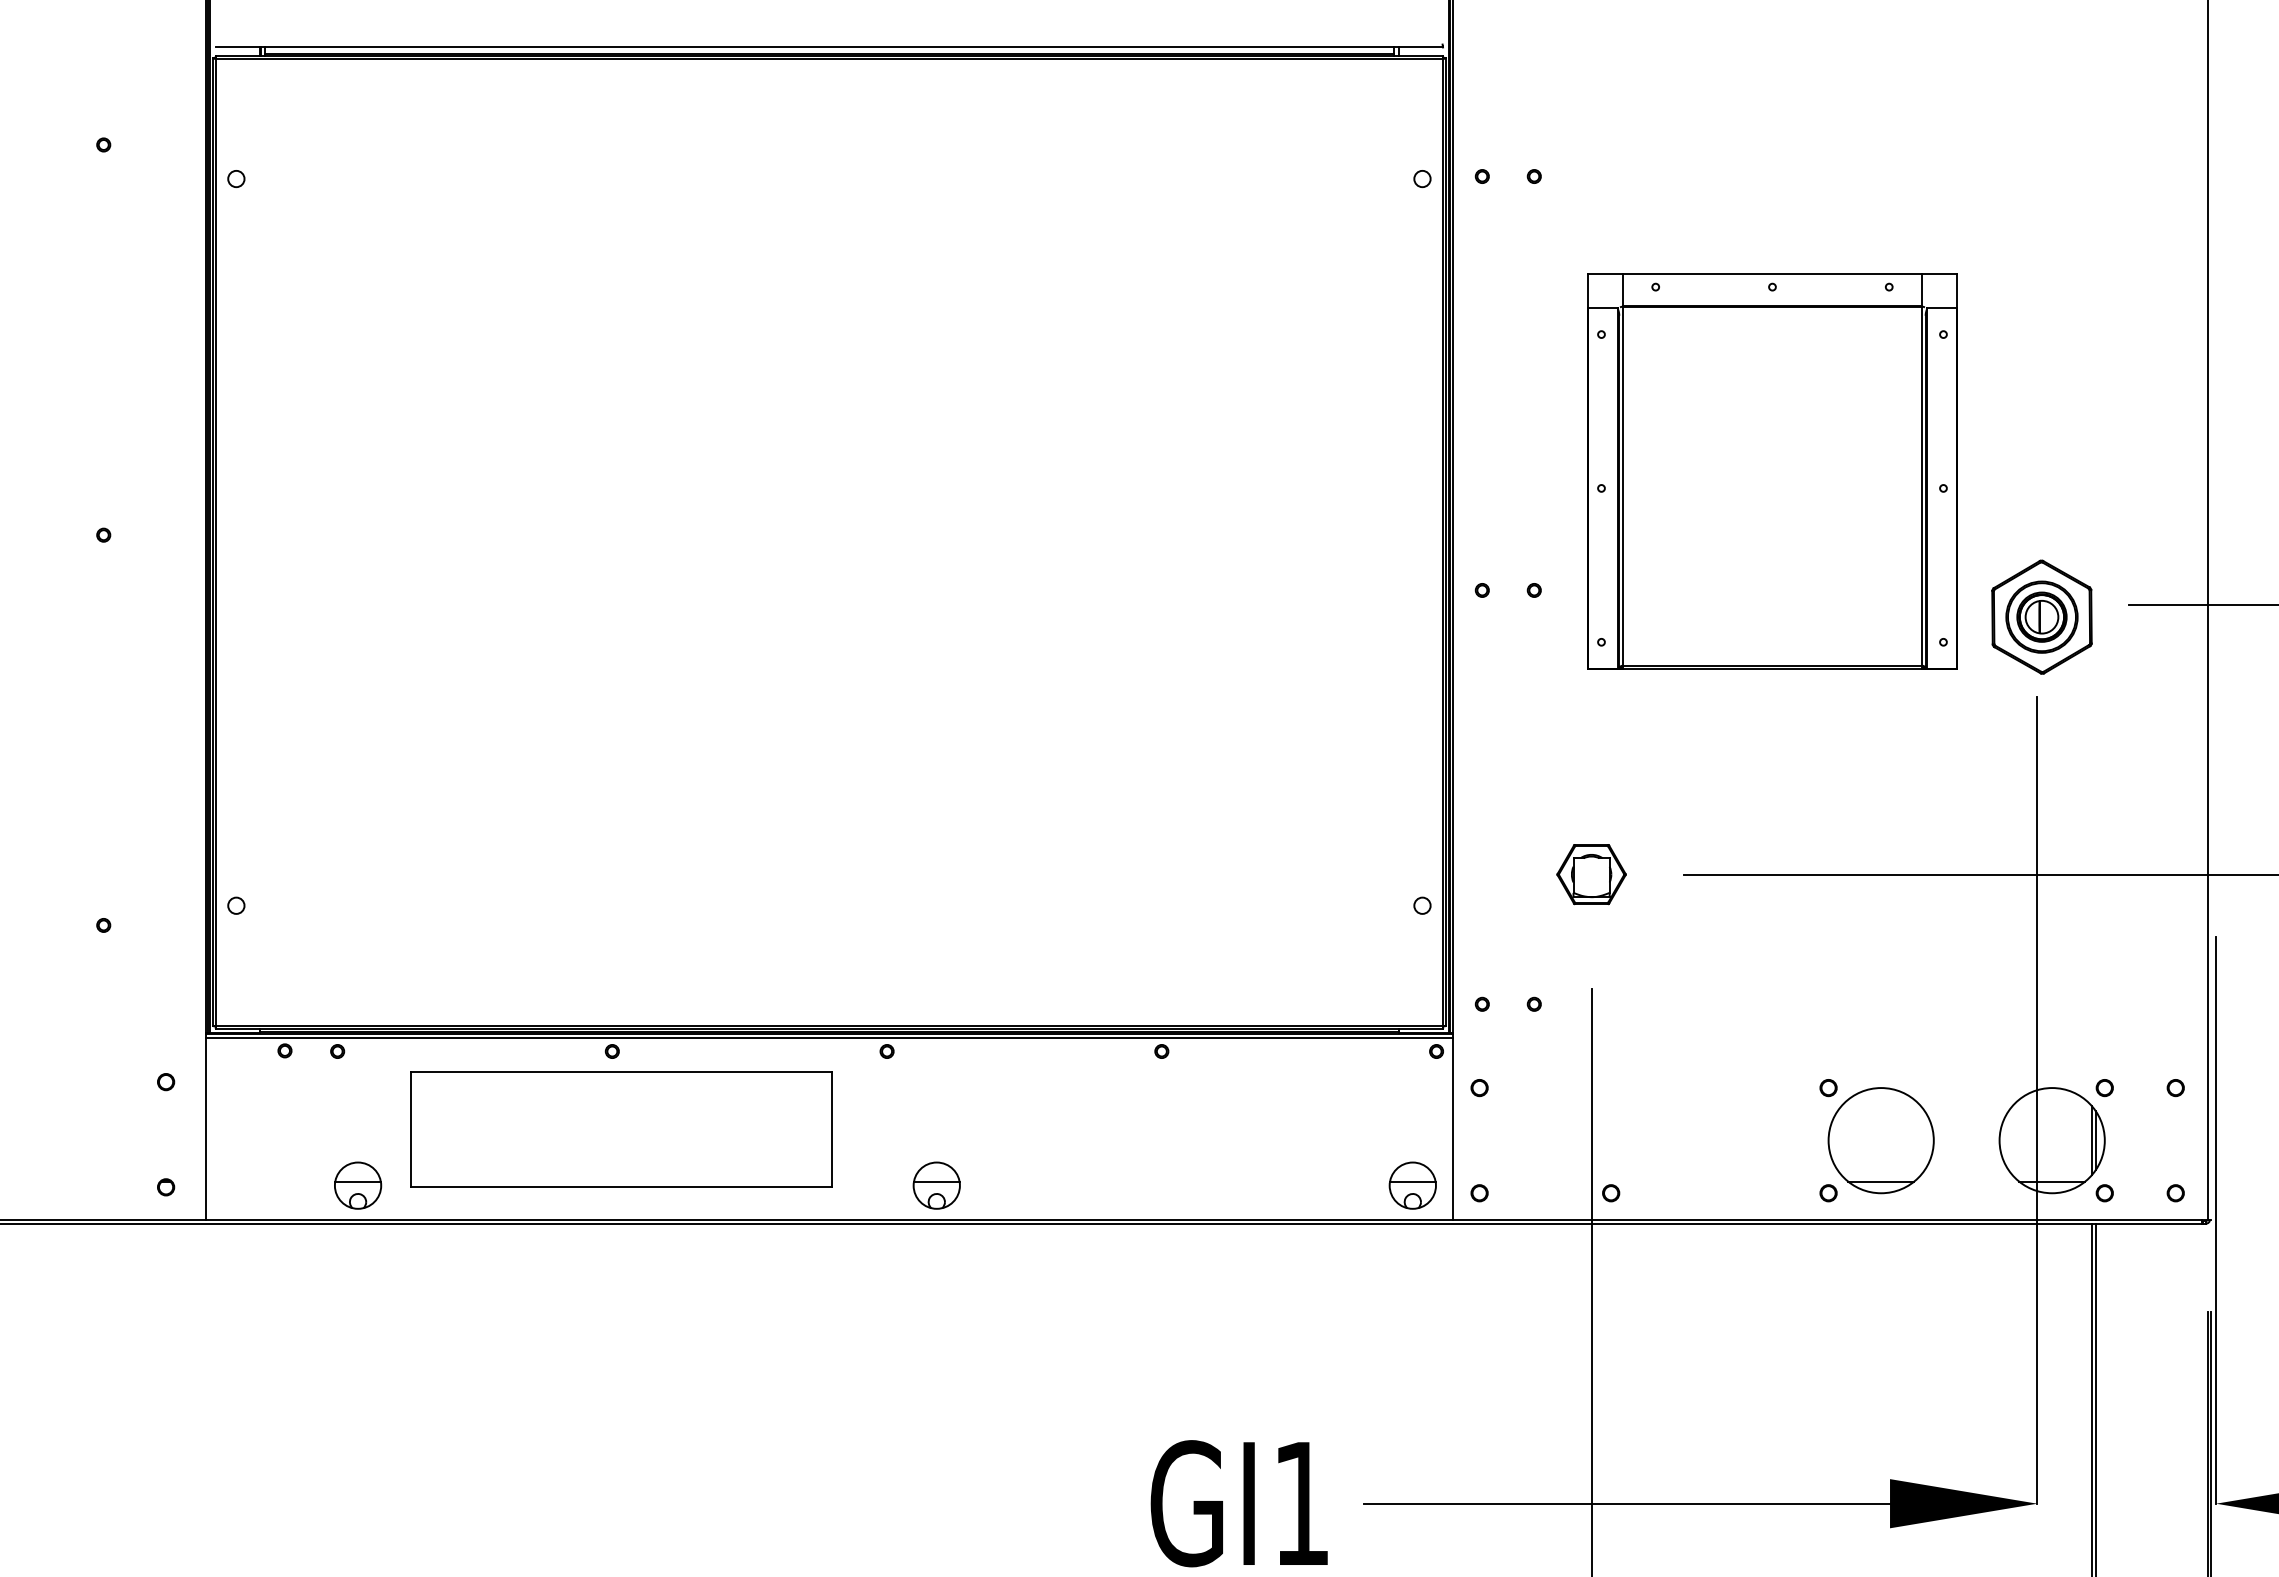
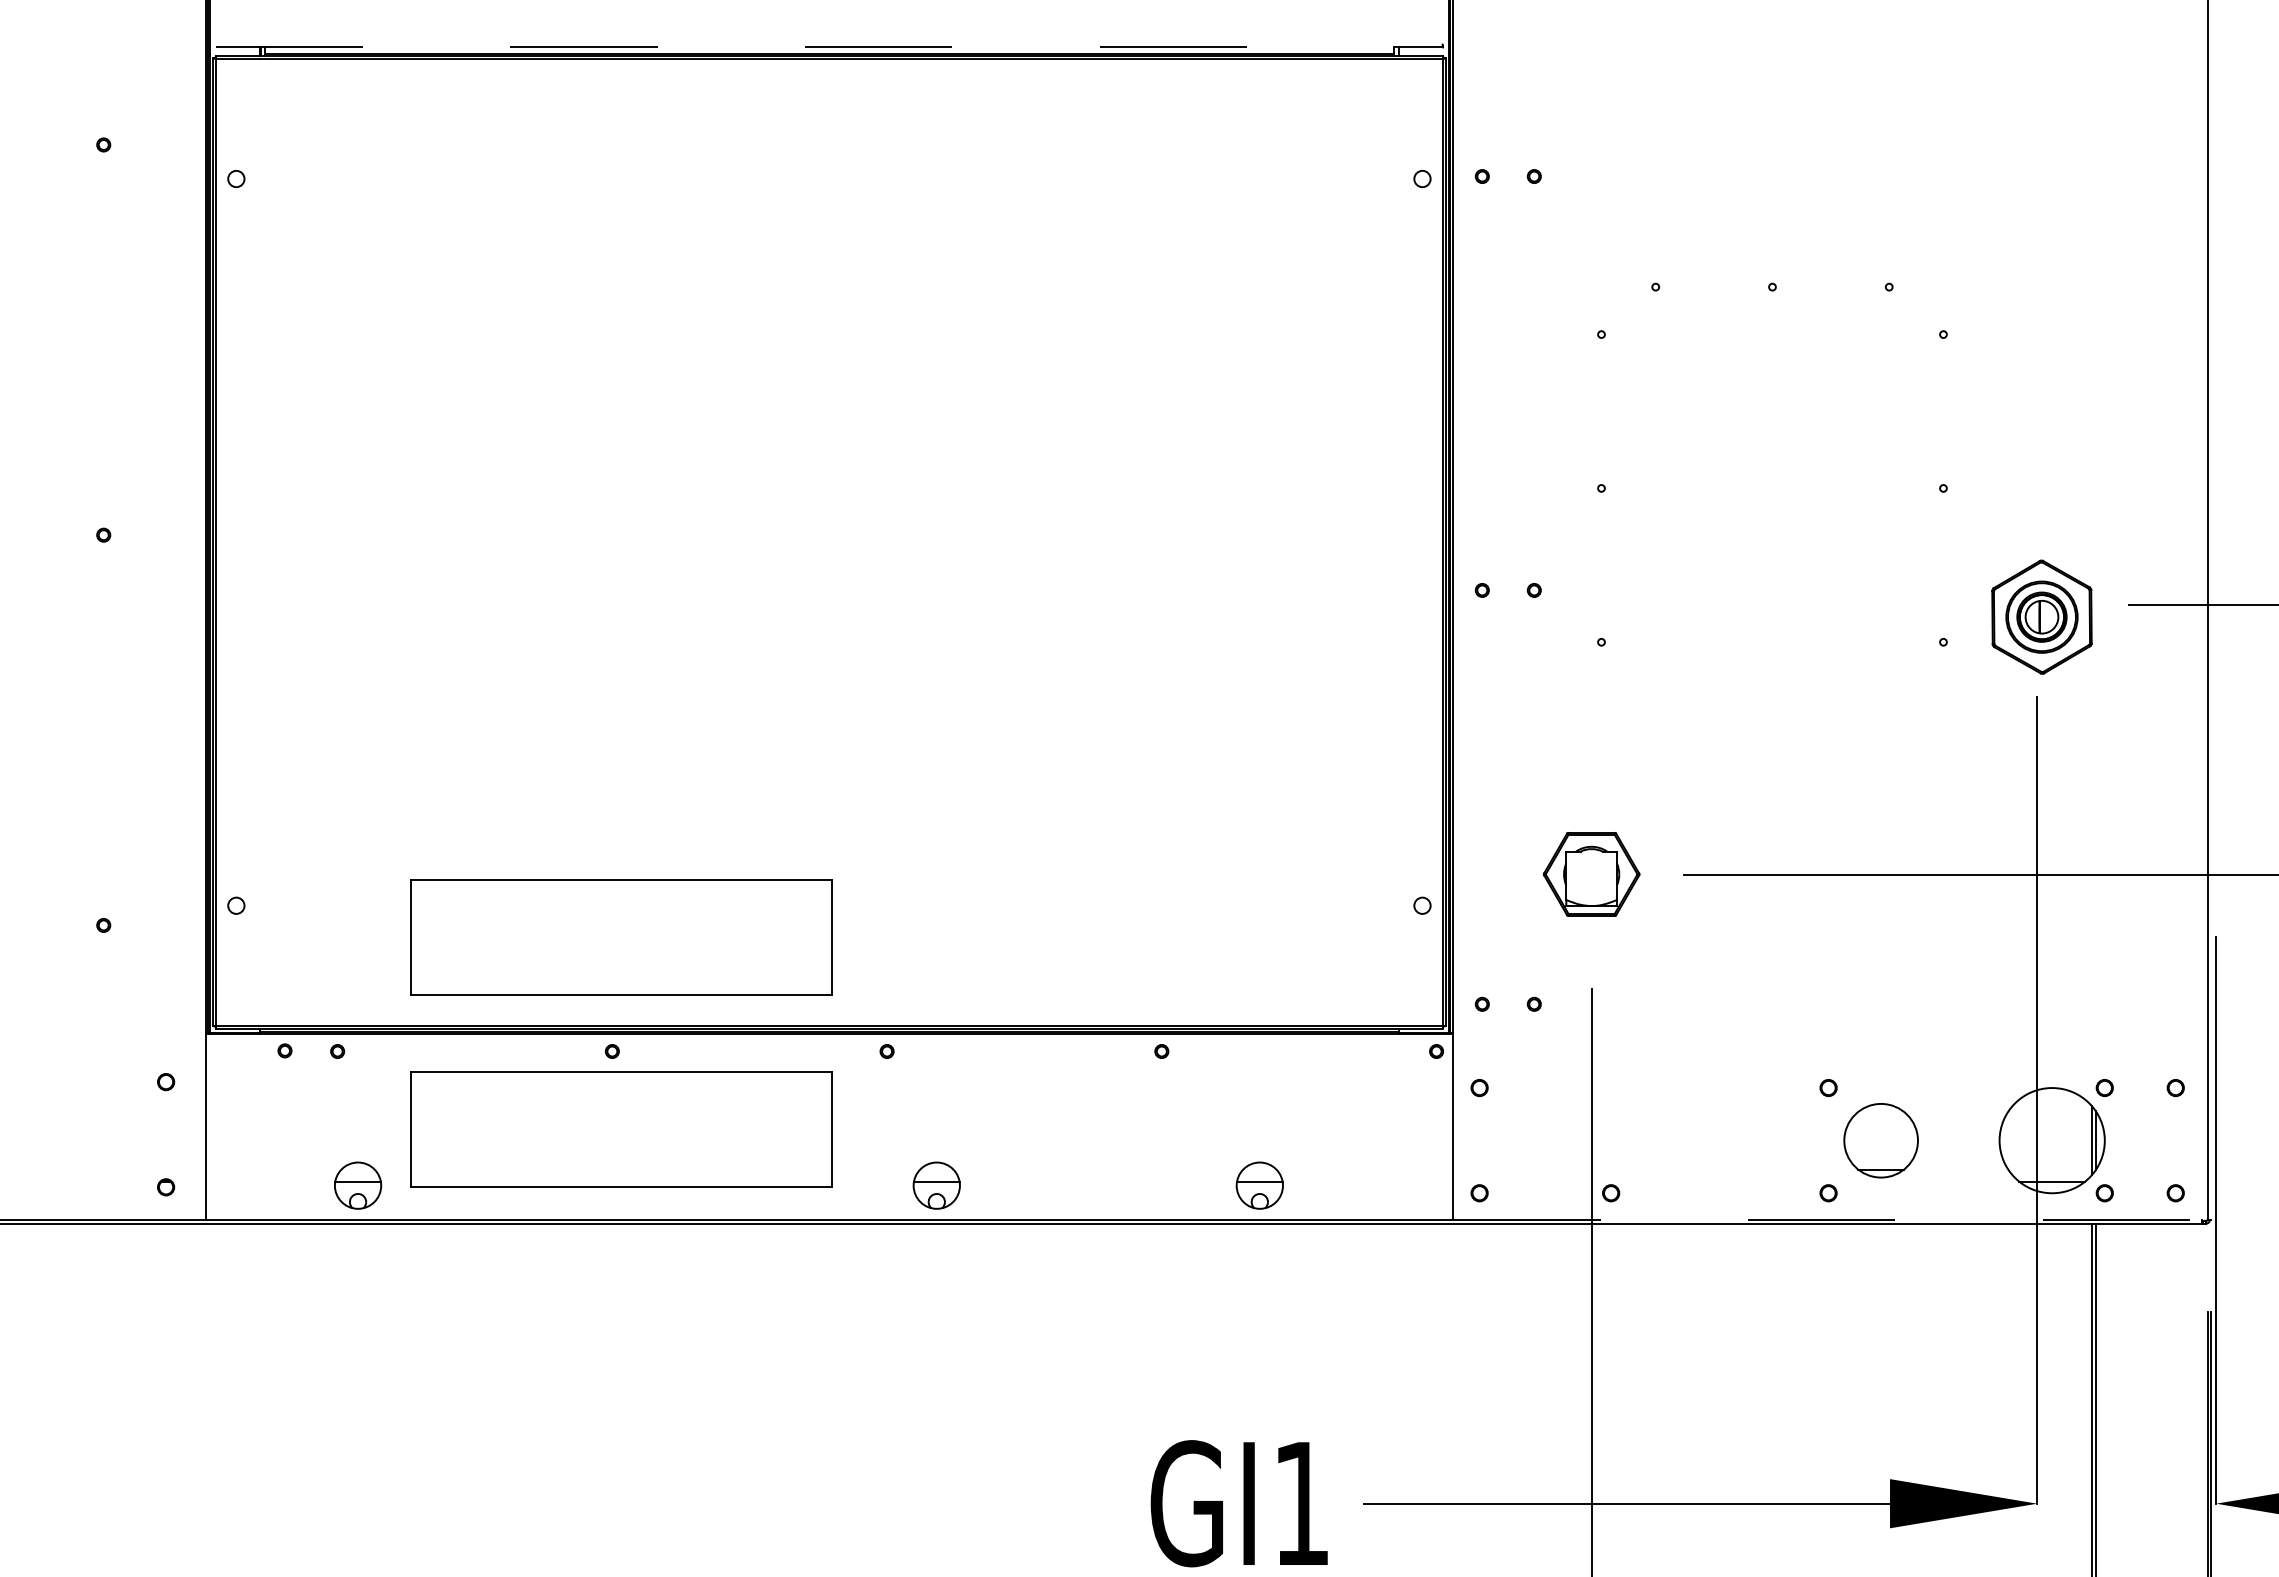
line: solid -> dashed (829, 47)
part: present -> none (1772, 471)
part size: 71x62 px -> 98x85 px (1591, 874)
part: none -> present (621, 937)
line: present -> none (829, 1038)
part size: 108x108 px -> 76x76 px (1880, 1140)
part position: (1412, 1185) -> (1259, 1185) (1259, 1185)
line: solid -> dashed (1830, 1219)
